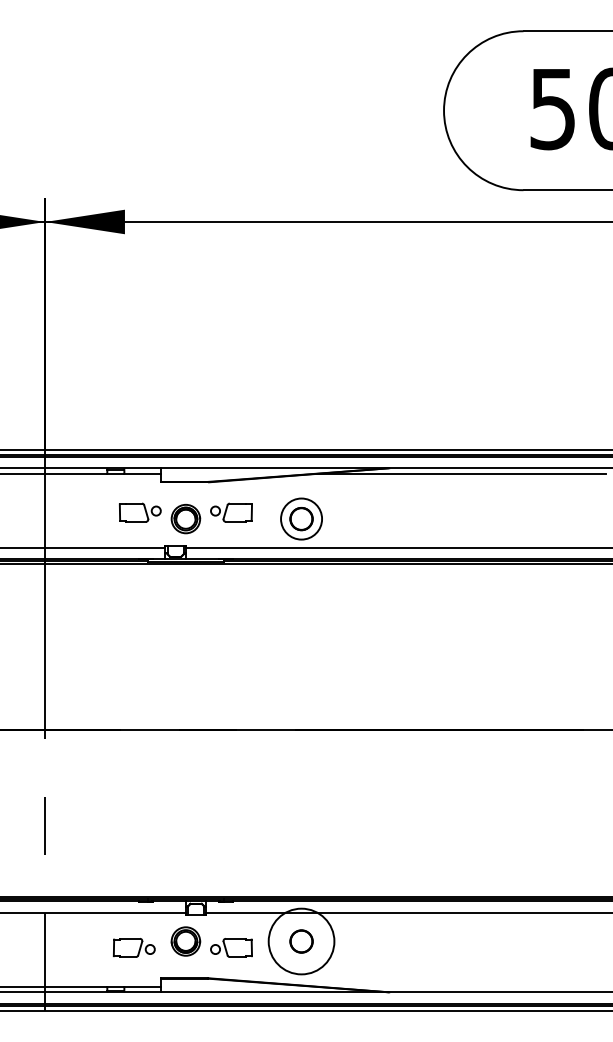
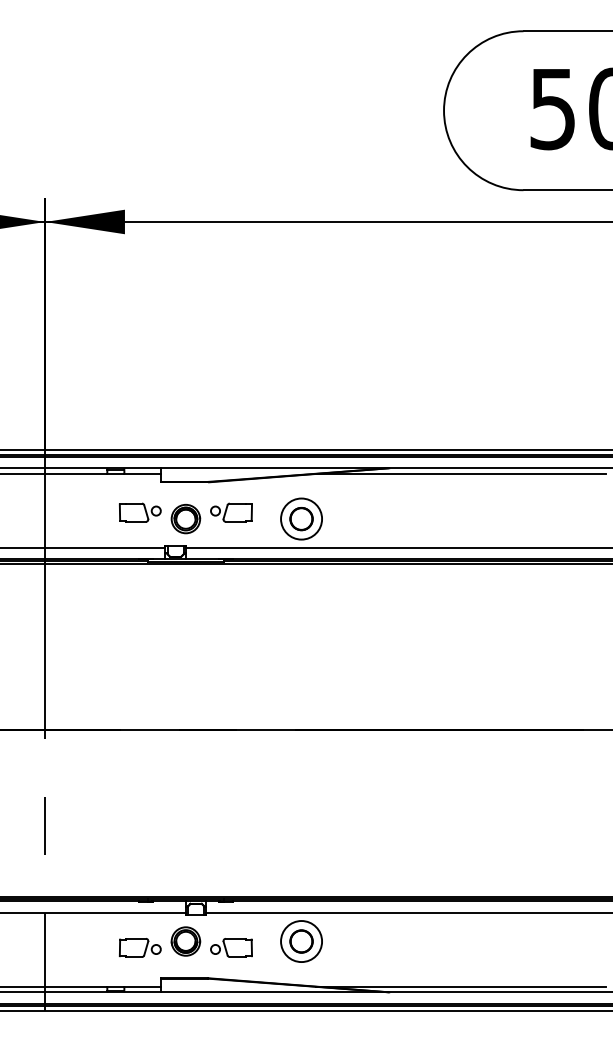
circle diameter: 66 px -> 41 px (301, 941)
part position: (133, 947) -> (139, 947) (139, 947)
line: none -> present (461, 986)
